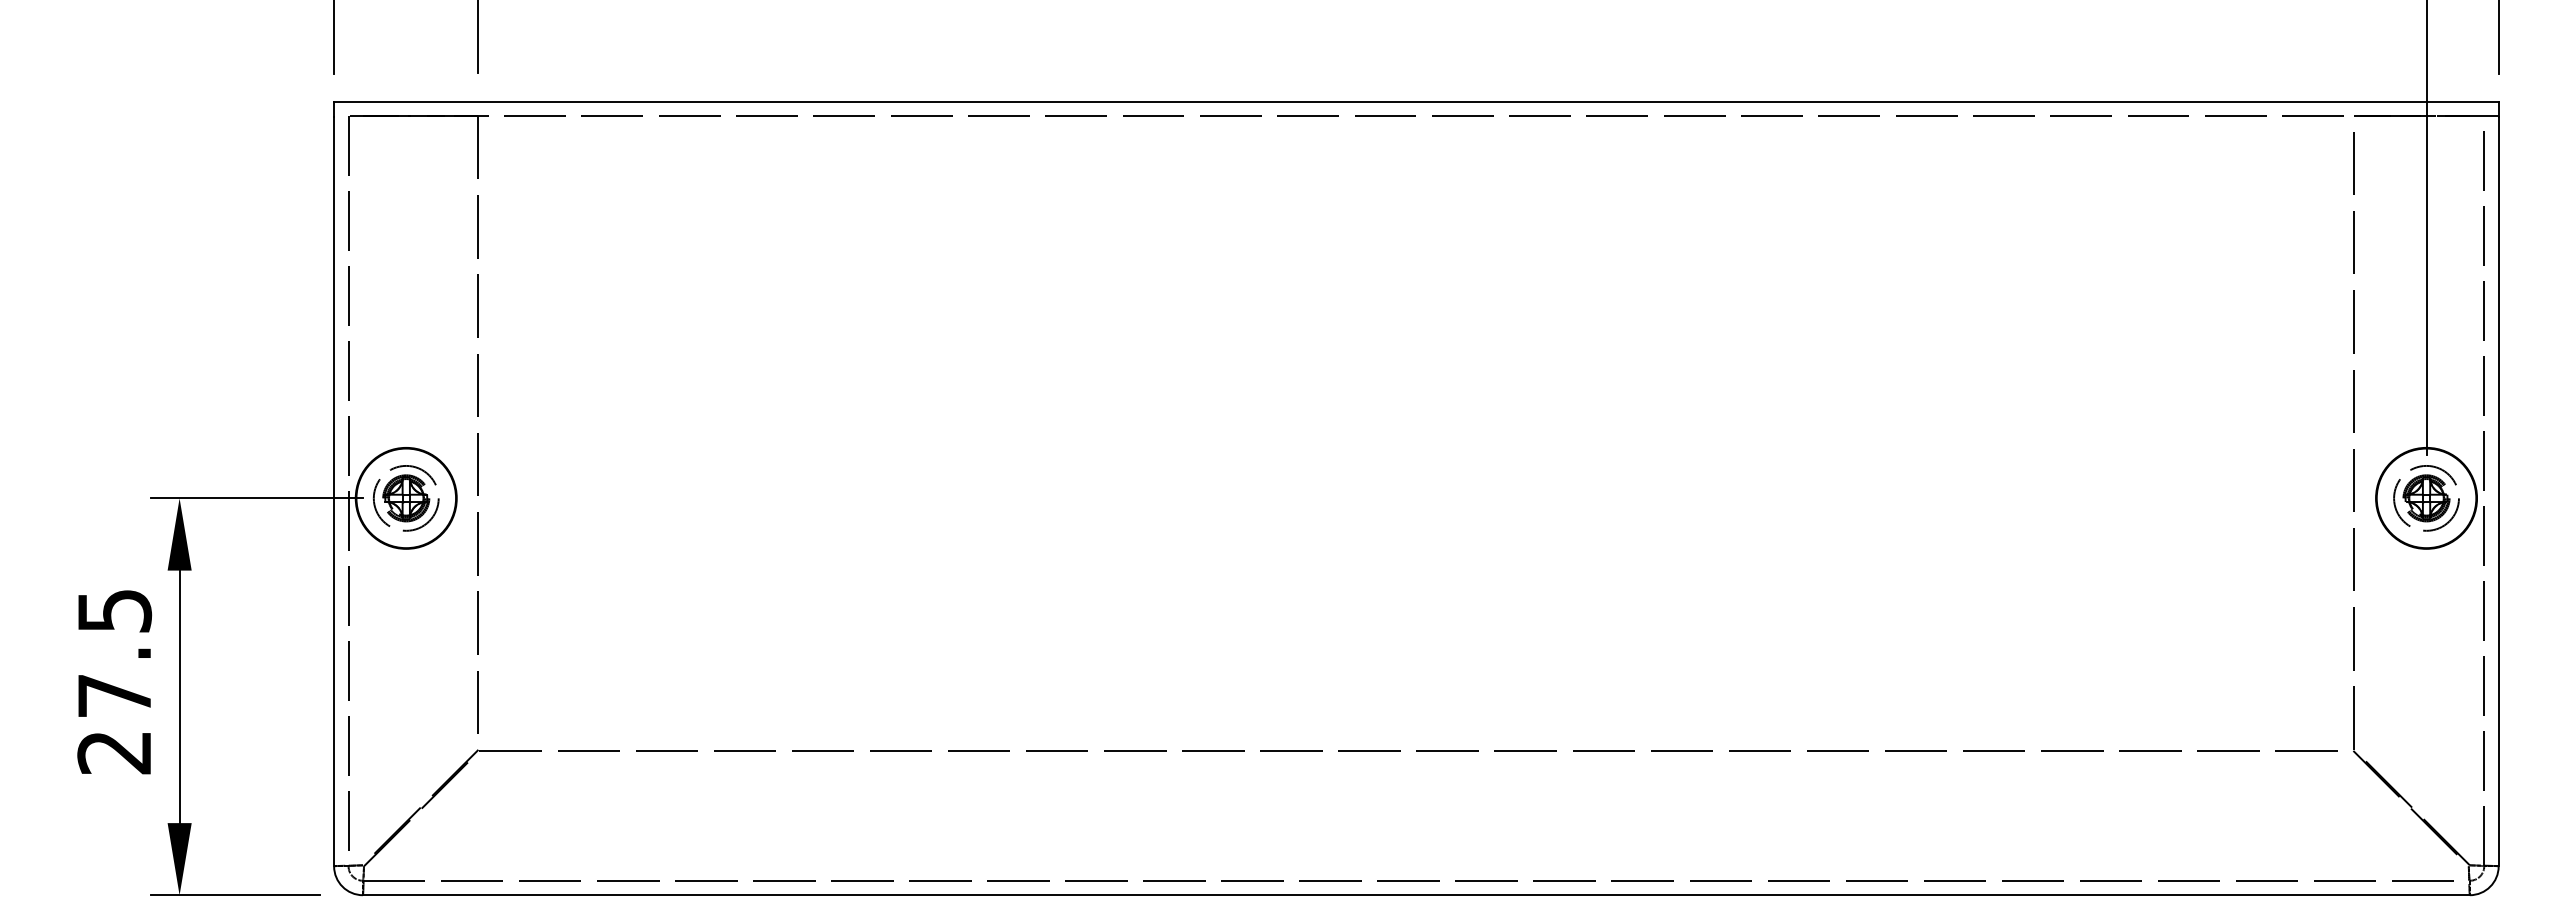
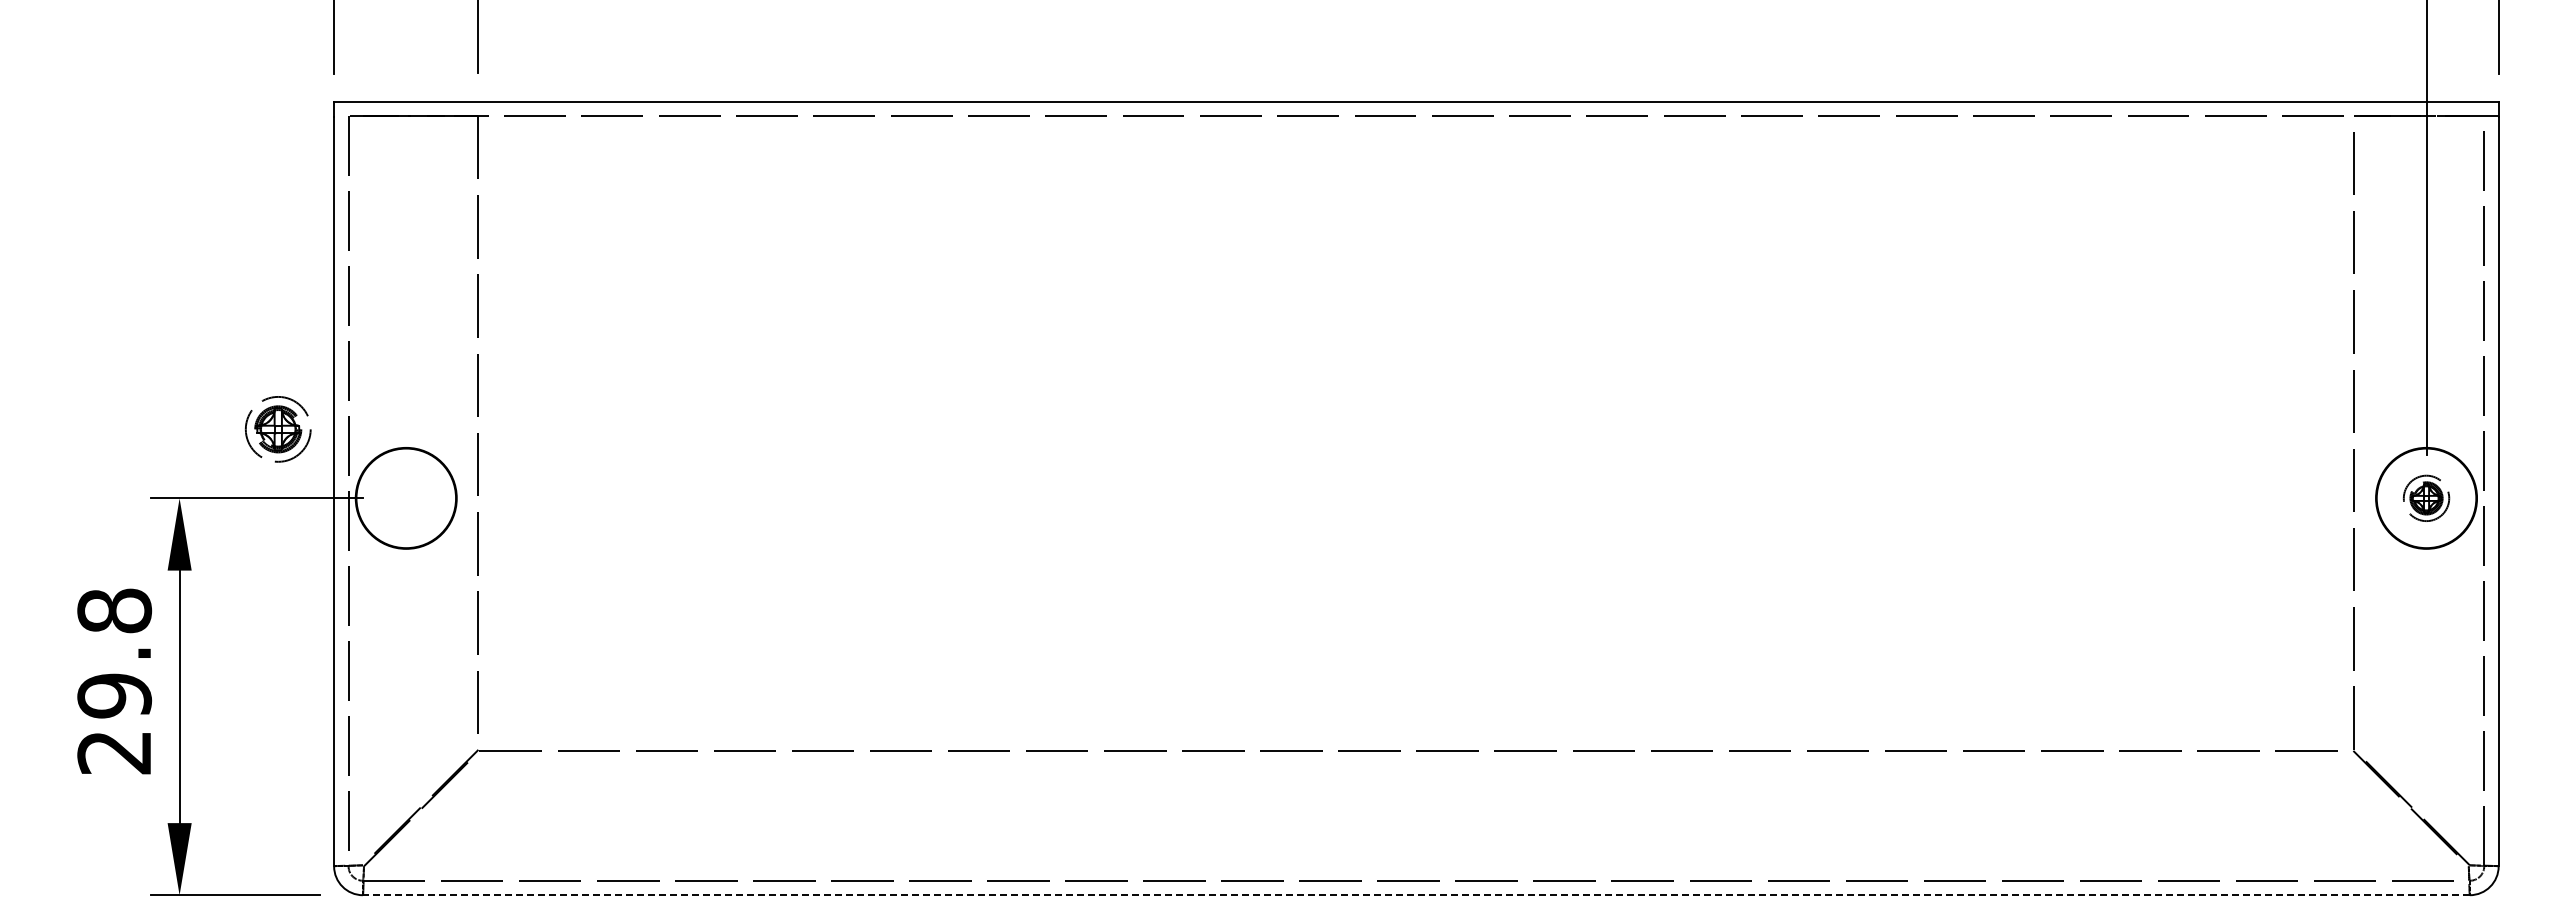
part position: (405, 498) -> (277, 429) (277, 429)
part size: 67x67 px -> 49x48 px (2426, 497)
text: 27.5 -> 29.8 (114, 653)
line: solid -> dashed (1415, 895)
